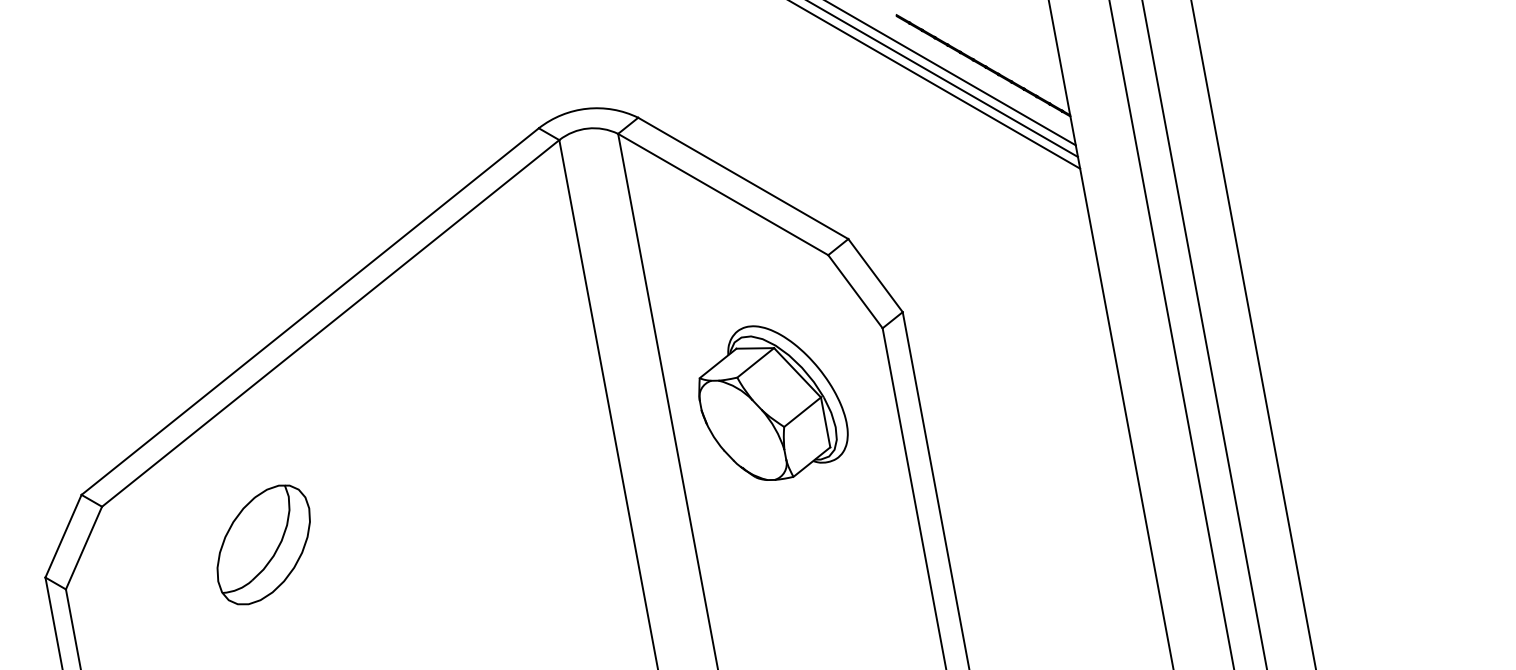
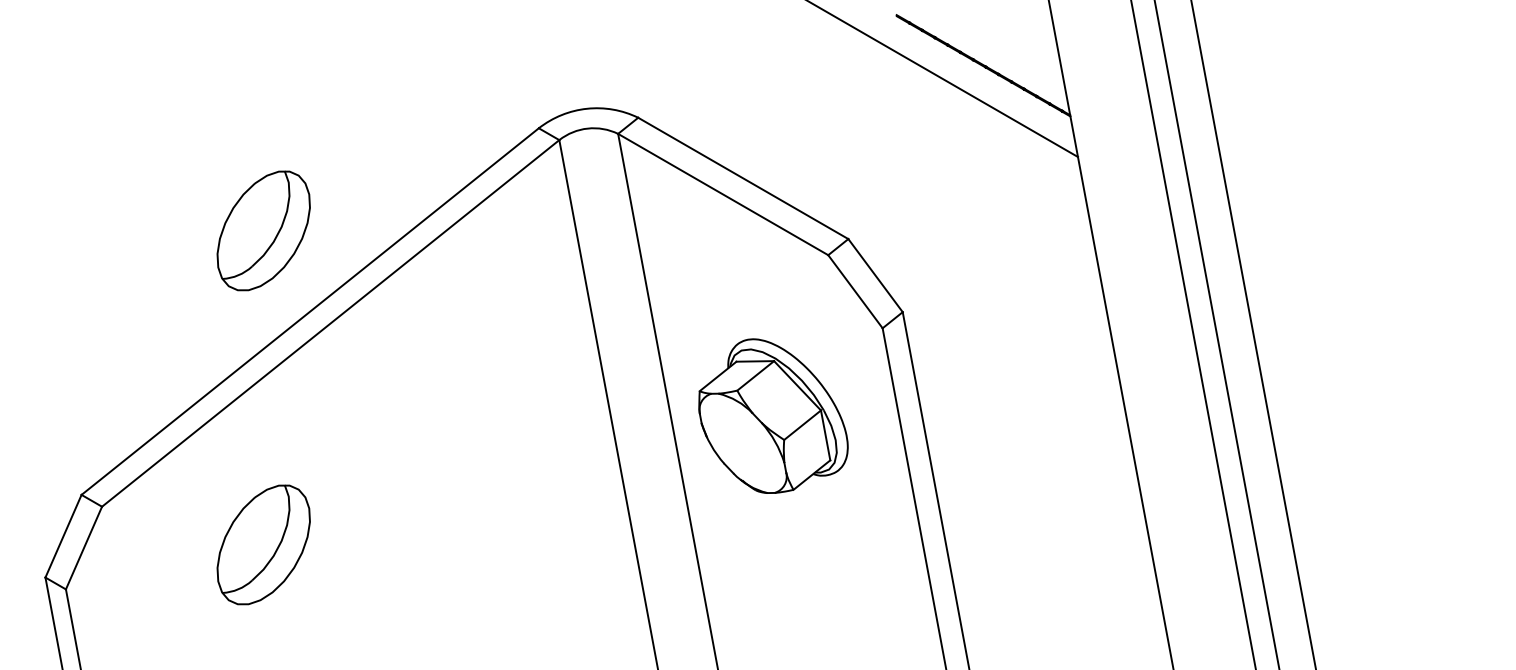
line: present -> none (951, 73)
line: present -> none (935, 85)
part: none -> present (263, 230)
line position: (1171, 334) -> (1193, 334) (1193, 334)
line position: (1204, 334) -> (1216, 334) (1216, 334)
part position: (773, 402) -> (773, 415) (773, 415)
